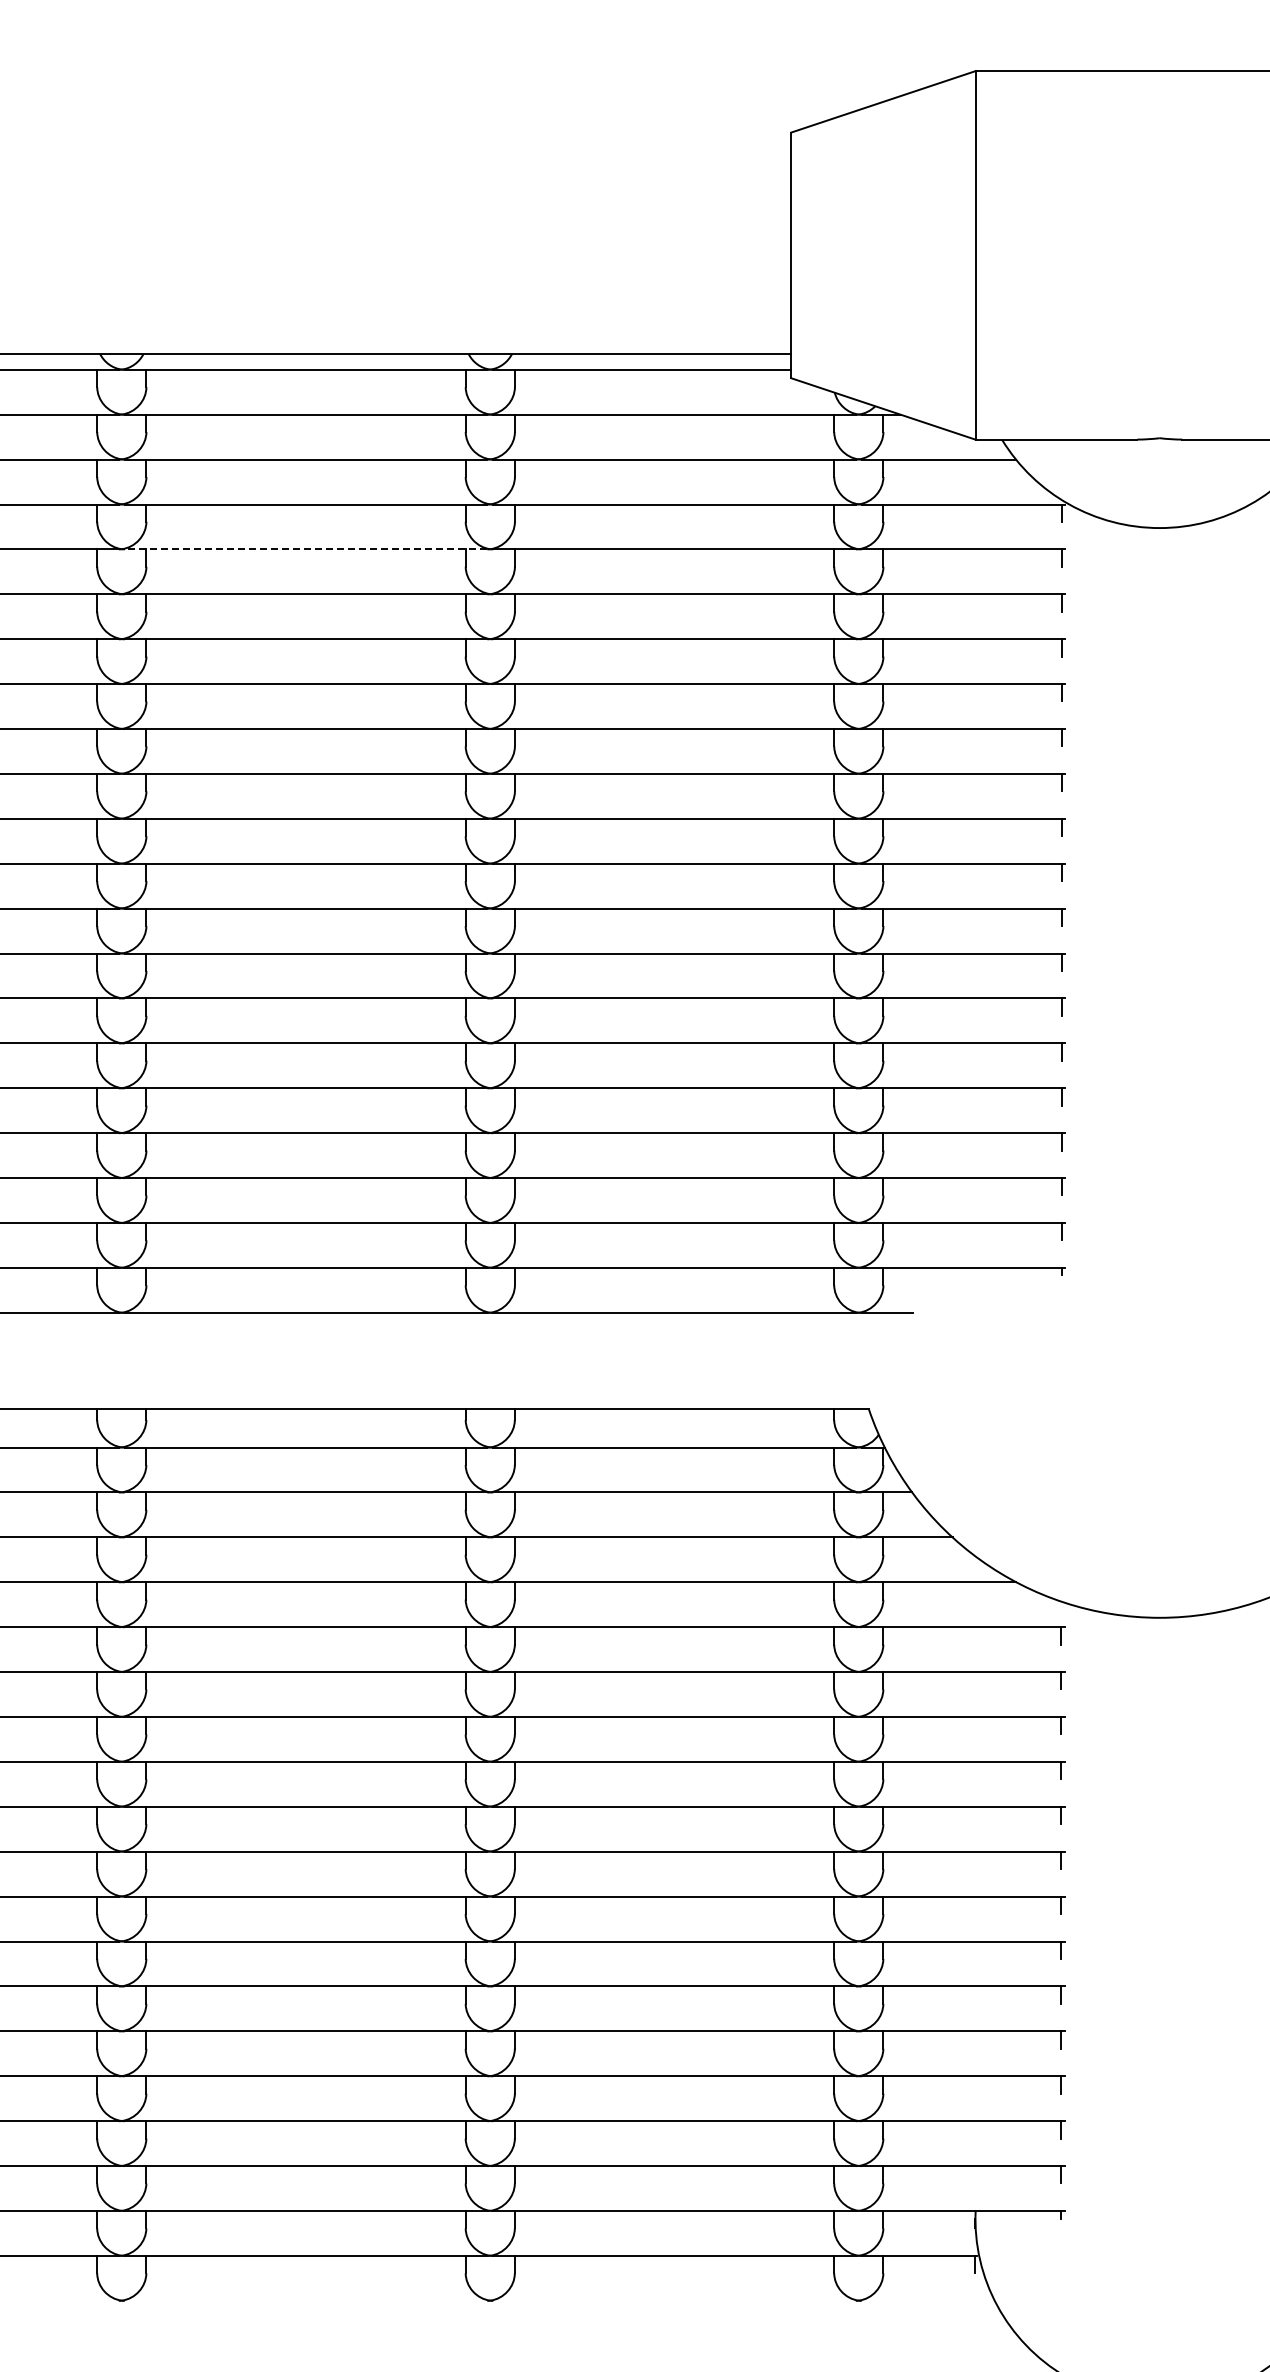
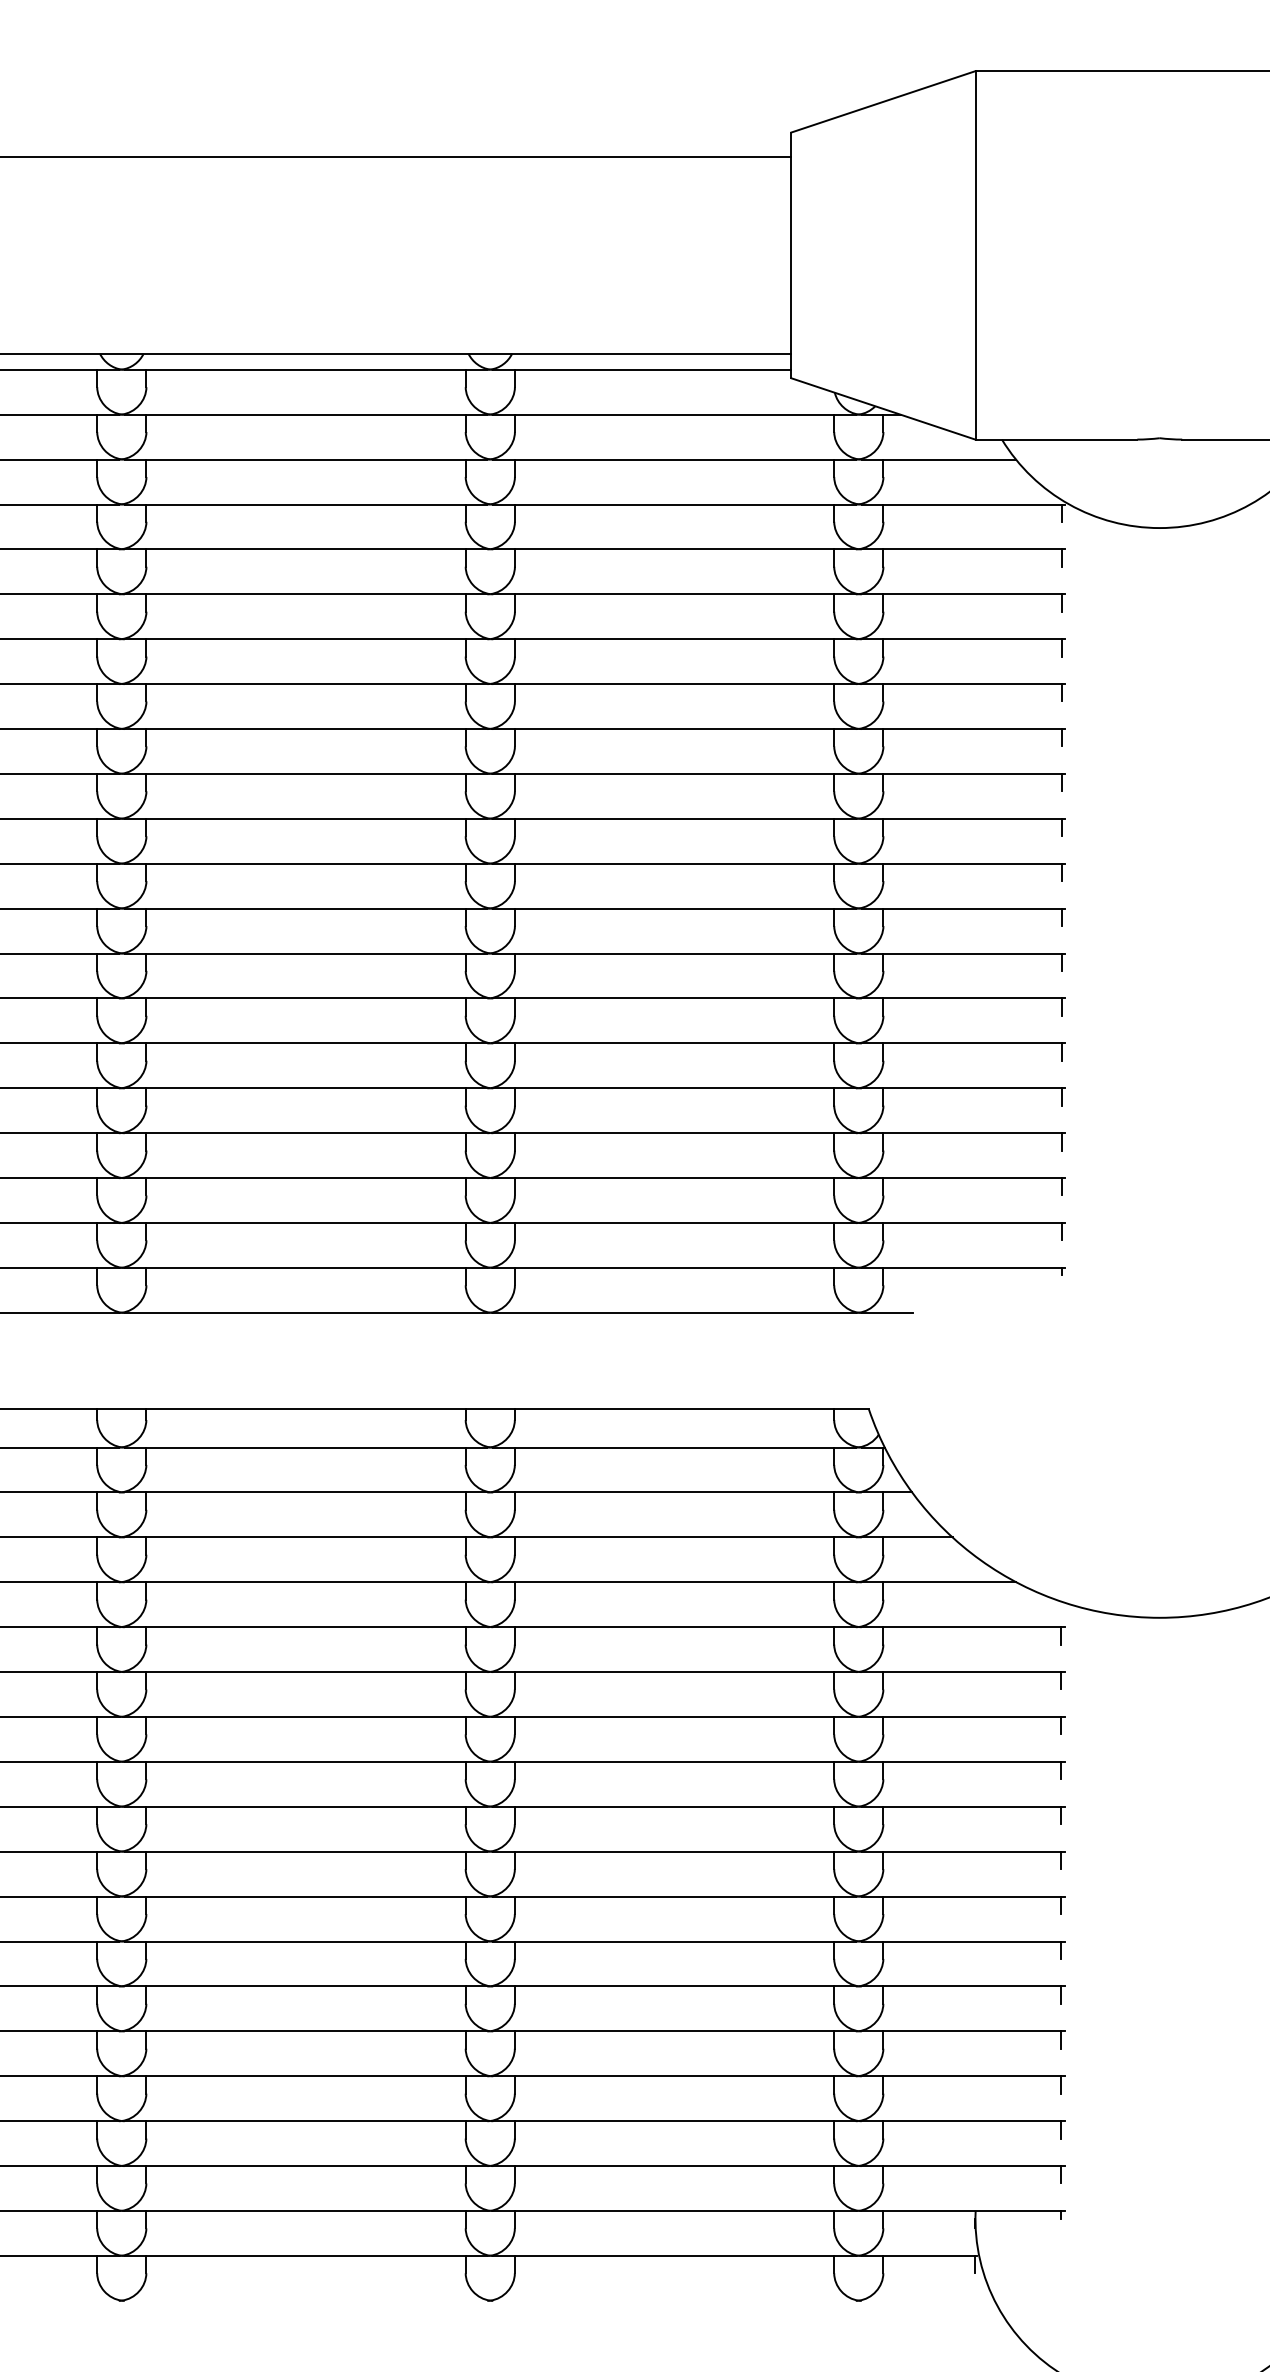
line: none -> present (396, 157)
line: dashed -> solid (305, 549)
